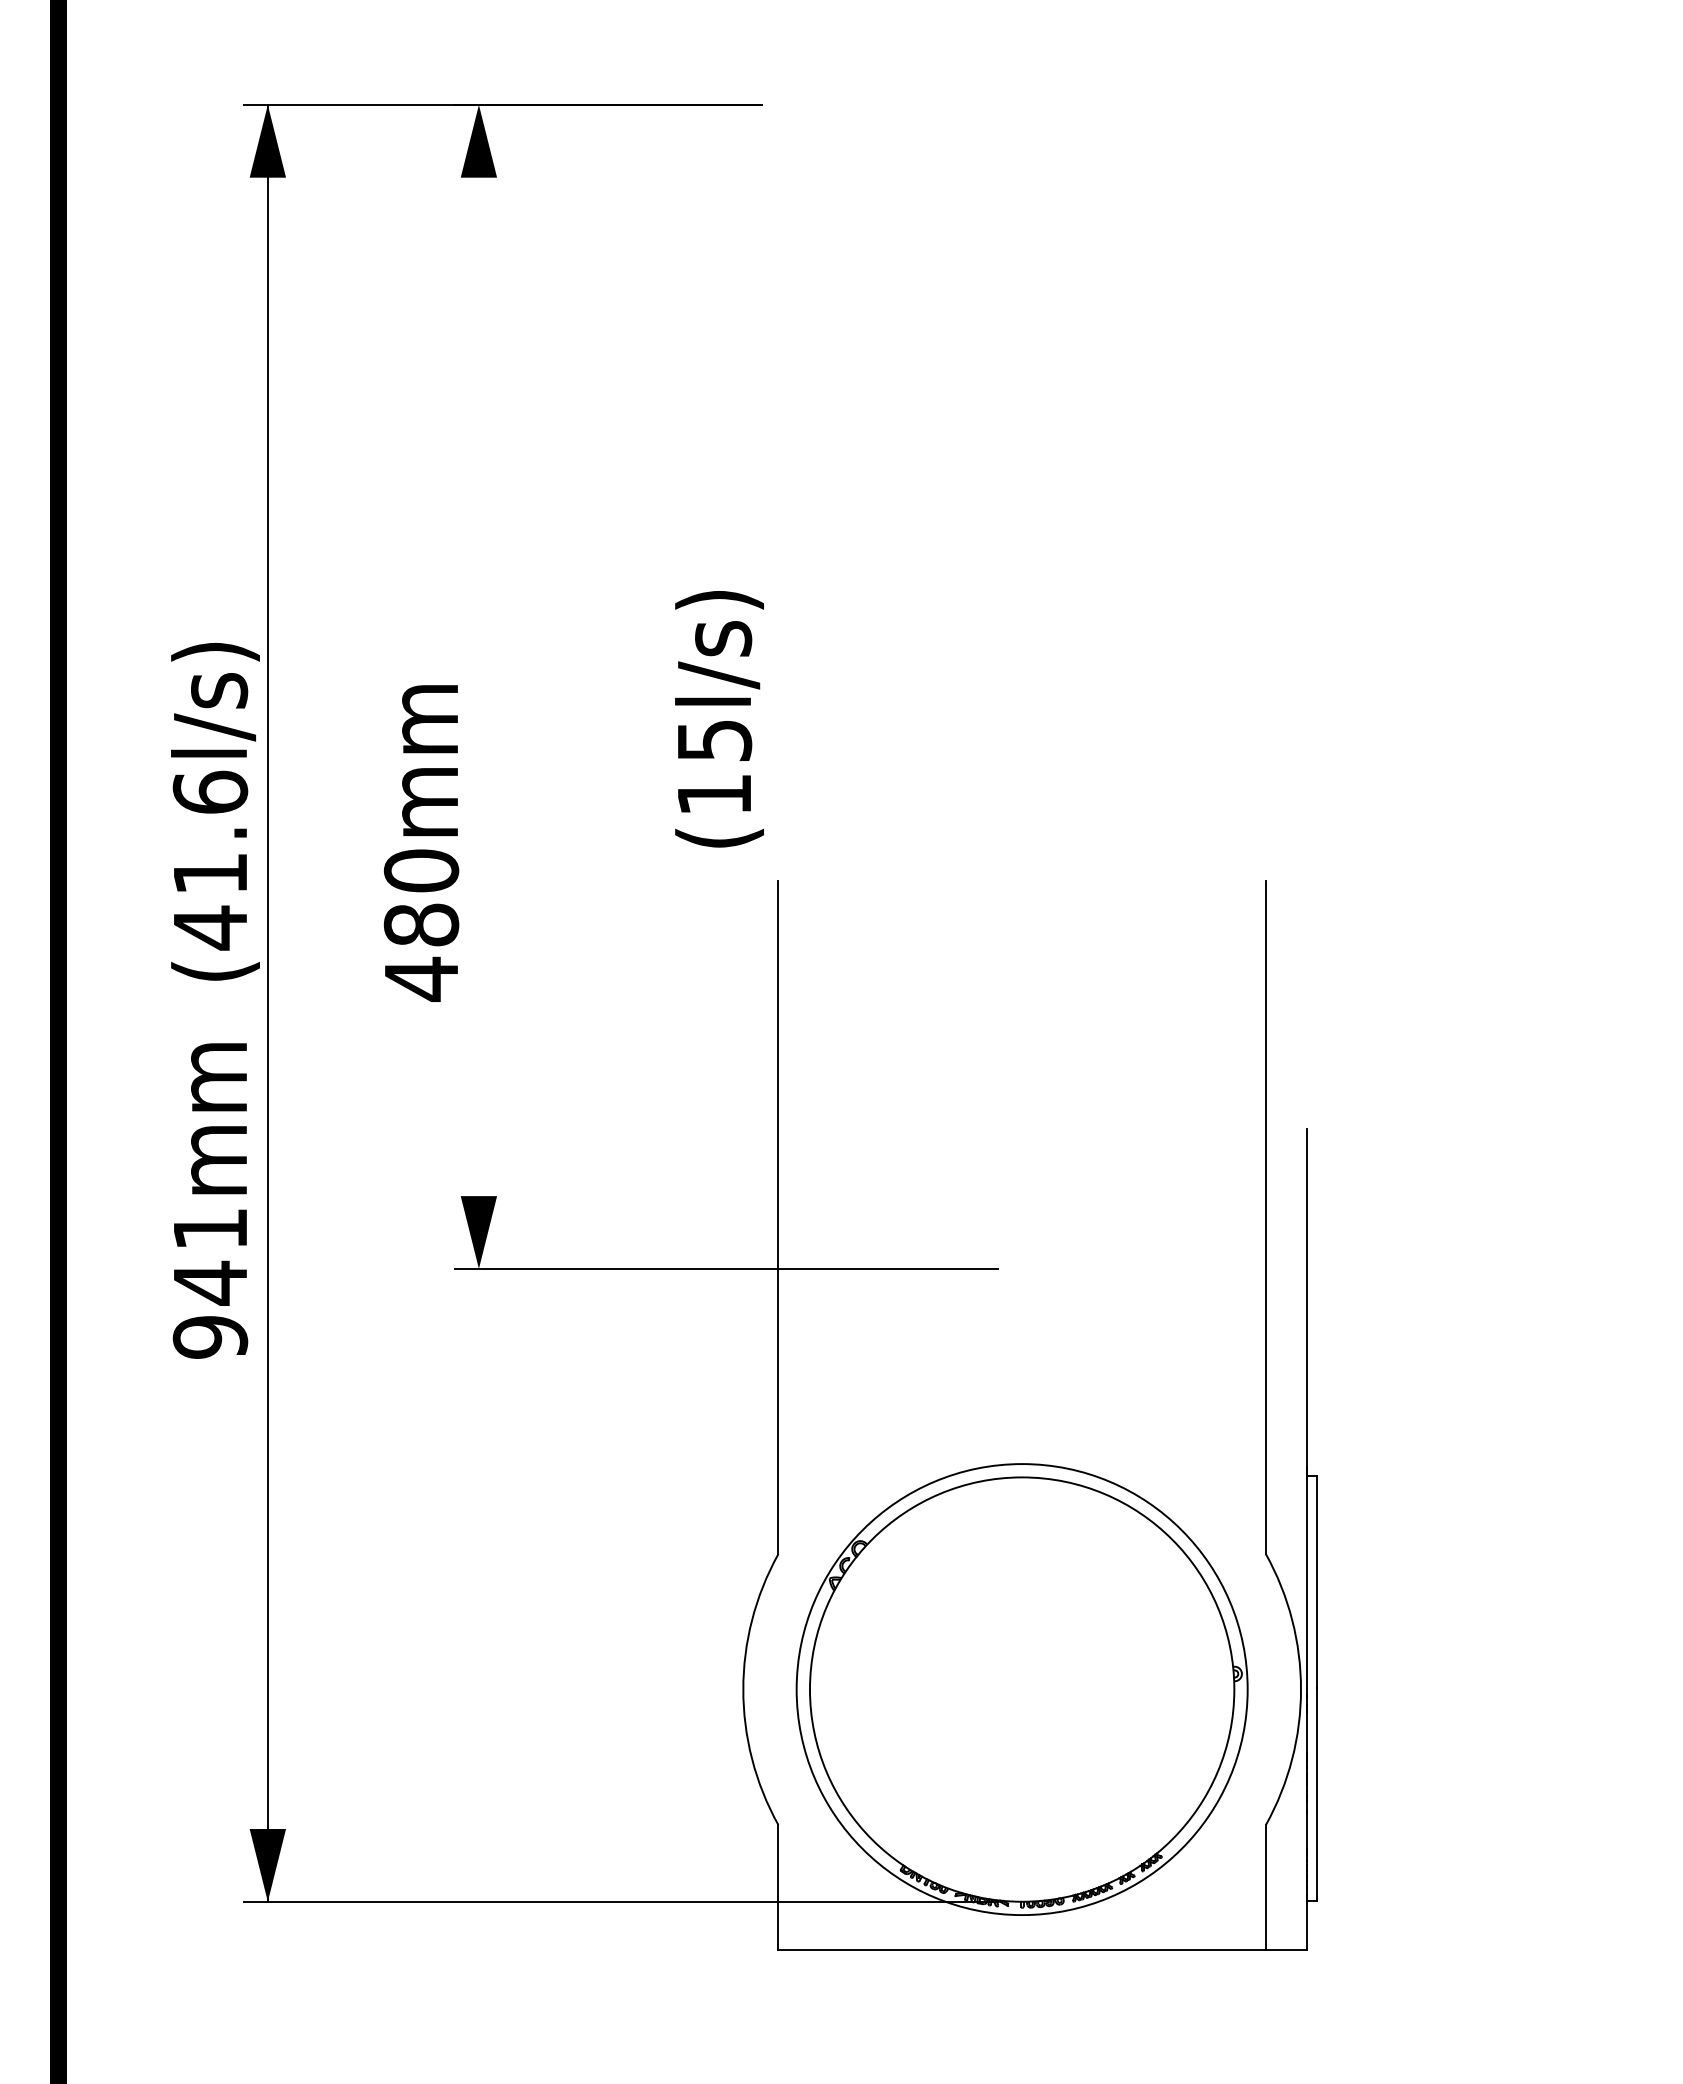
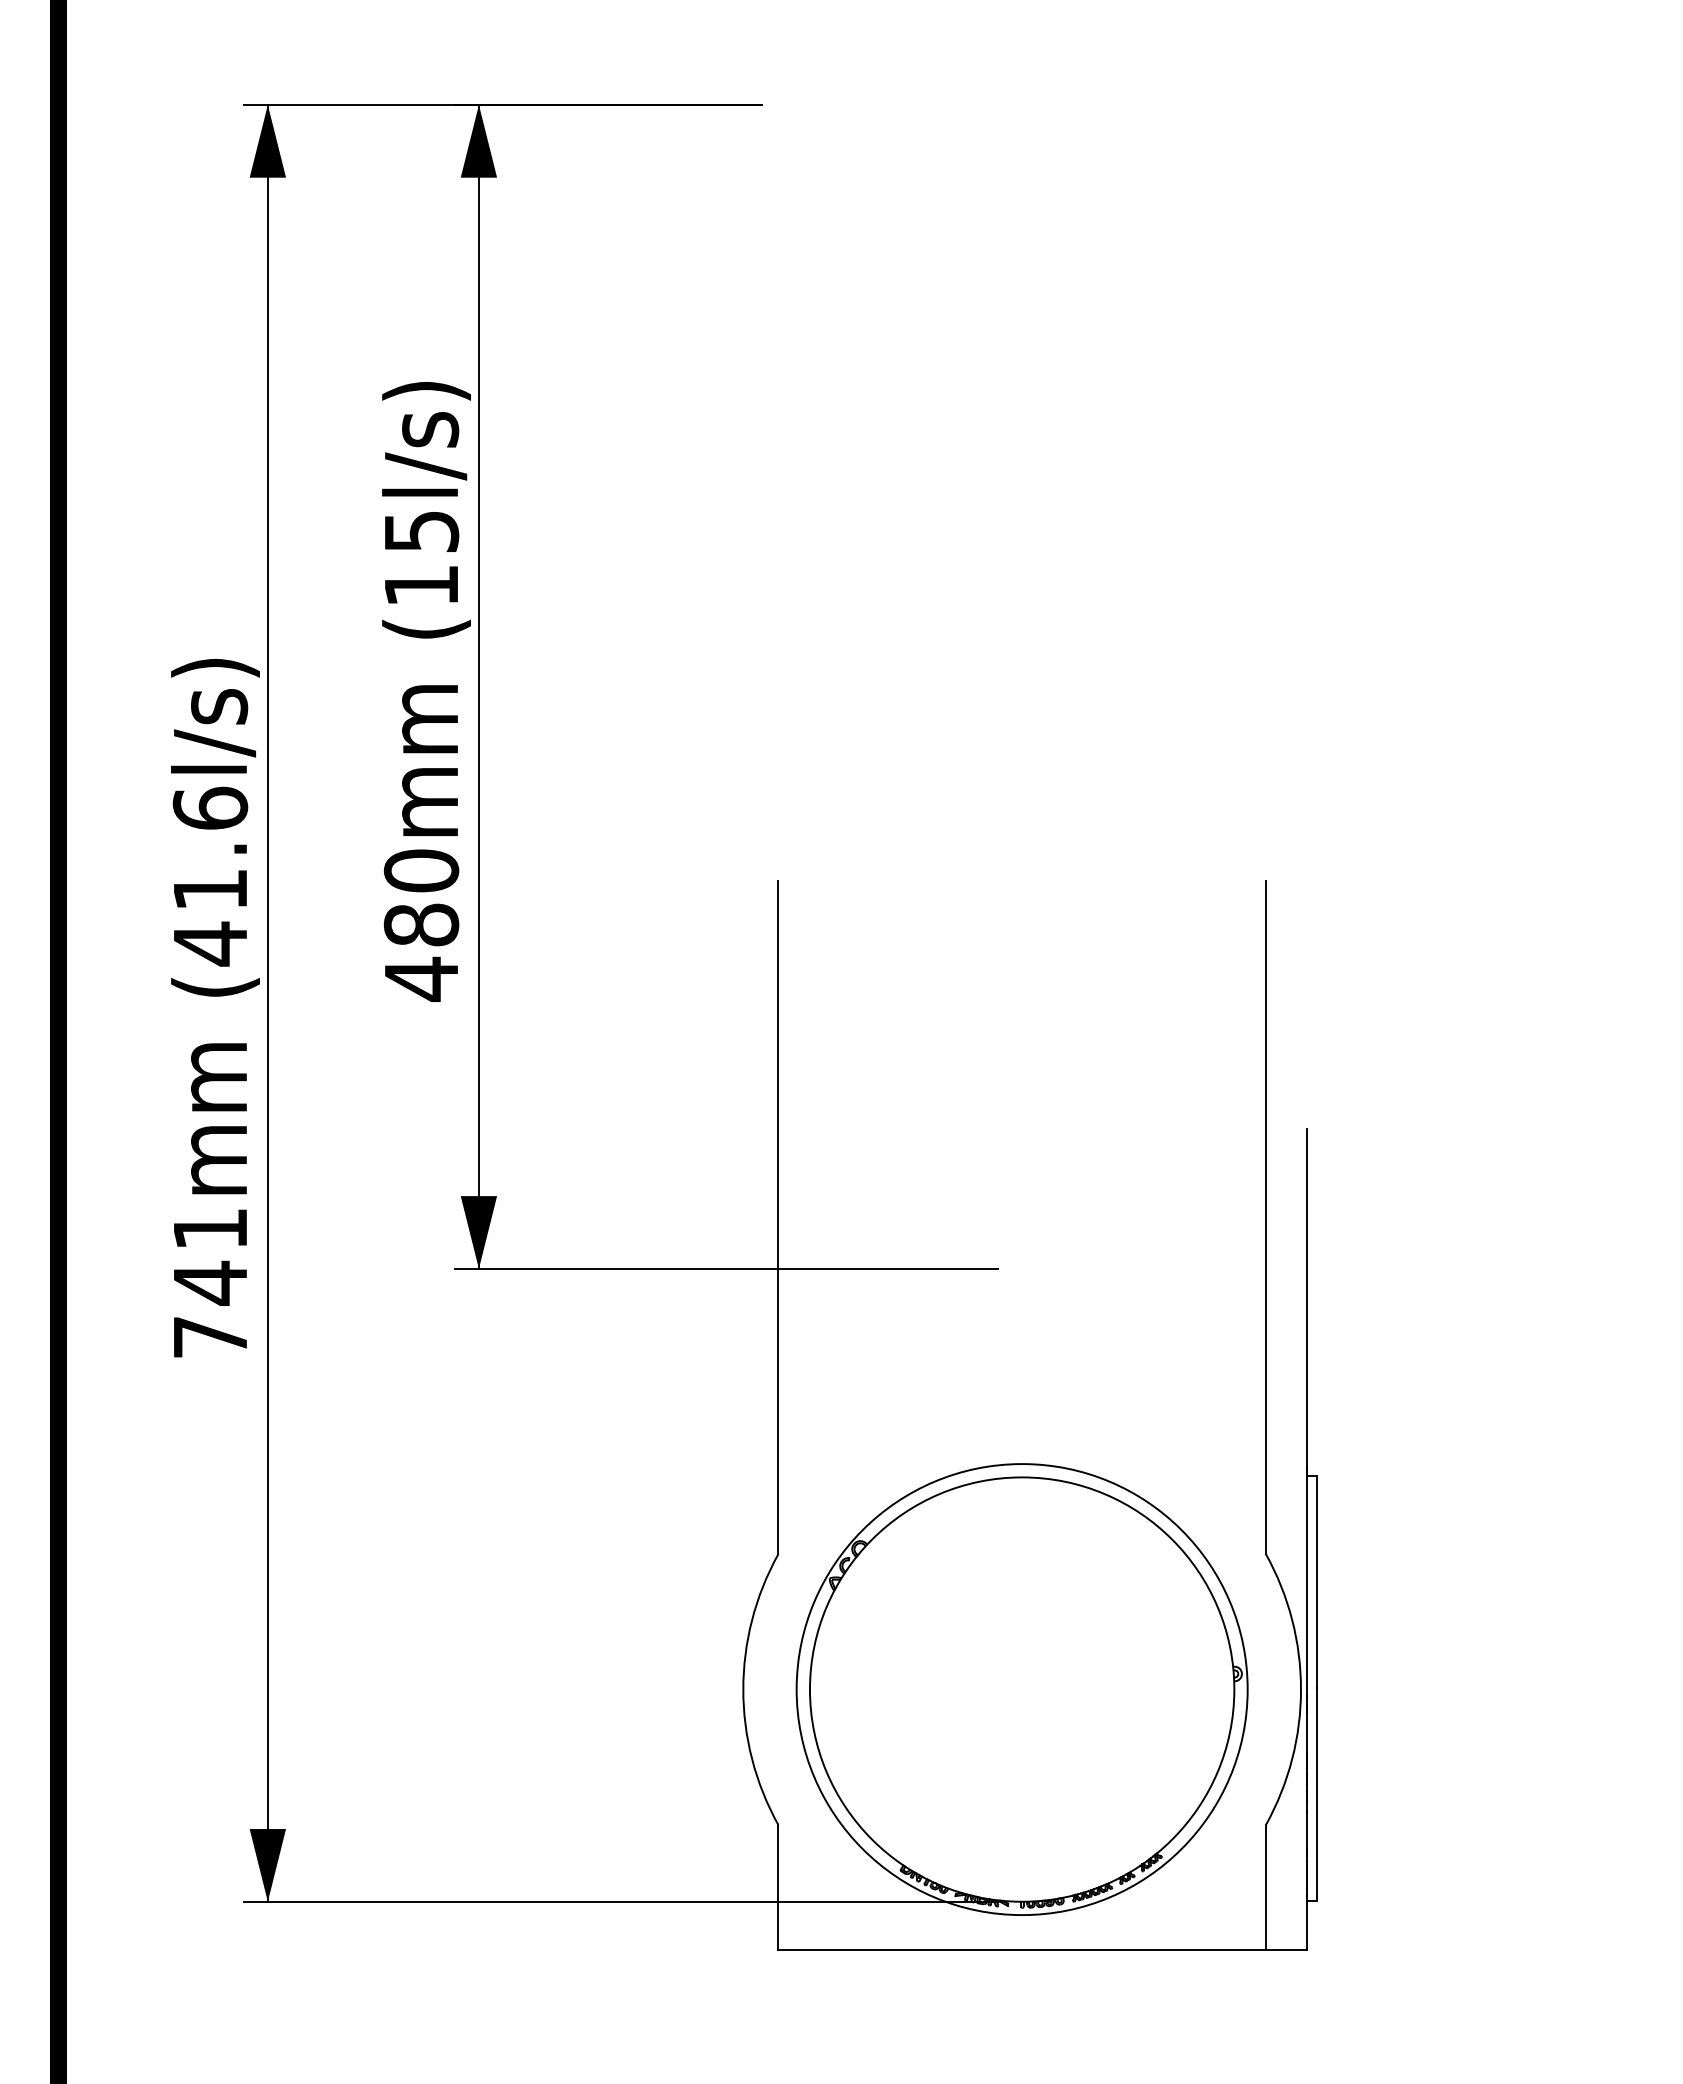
line: none -> present (478, 686)
text position: (719, 719) -> (426, 510) (426, 510)
text position: (215, 811) -> (215, 827) (215, 827)
text: 941mm -> 741mm (210, 1337)
